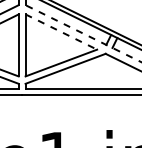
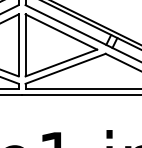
line: dashed -> solid (61, 32)
line: dashed -> solid (82, 33)
